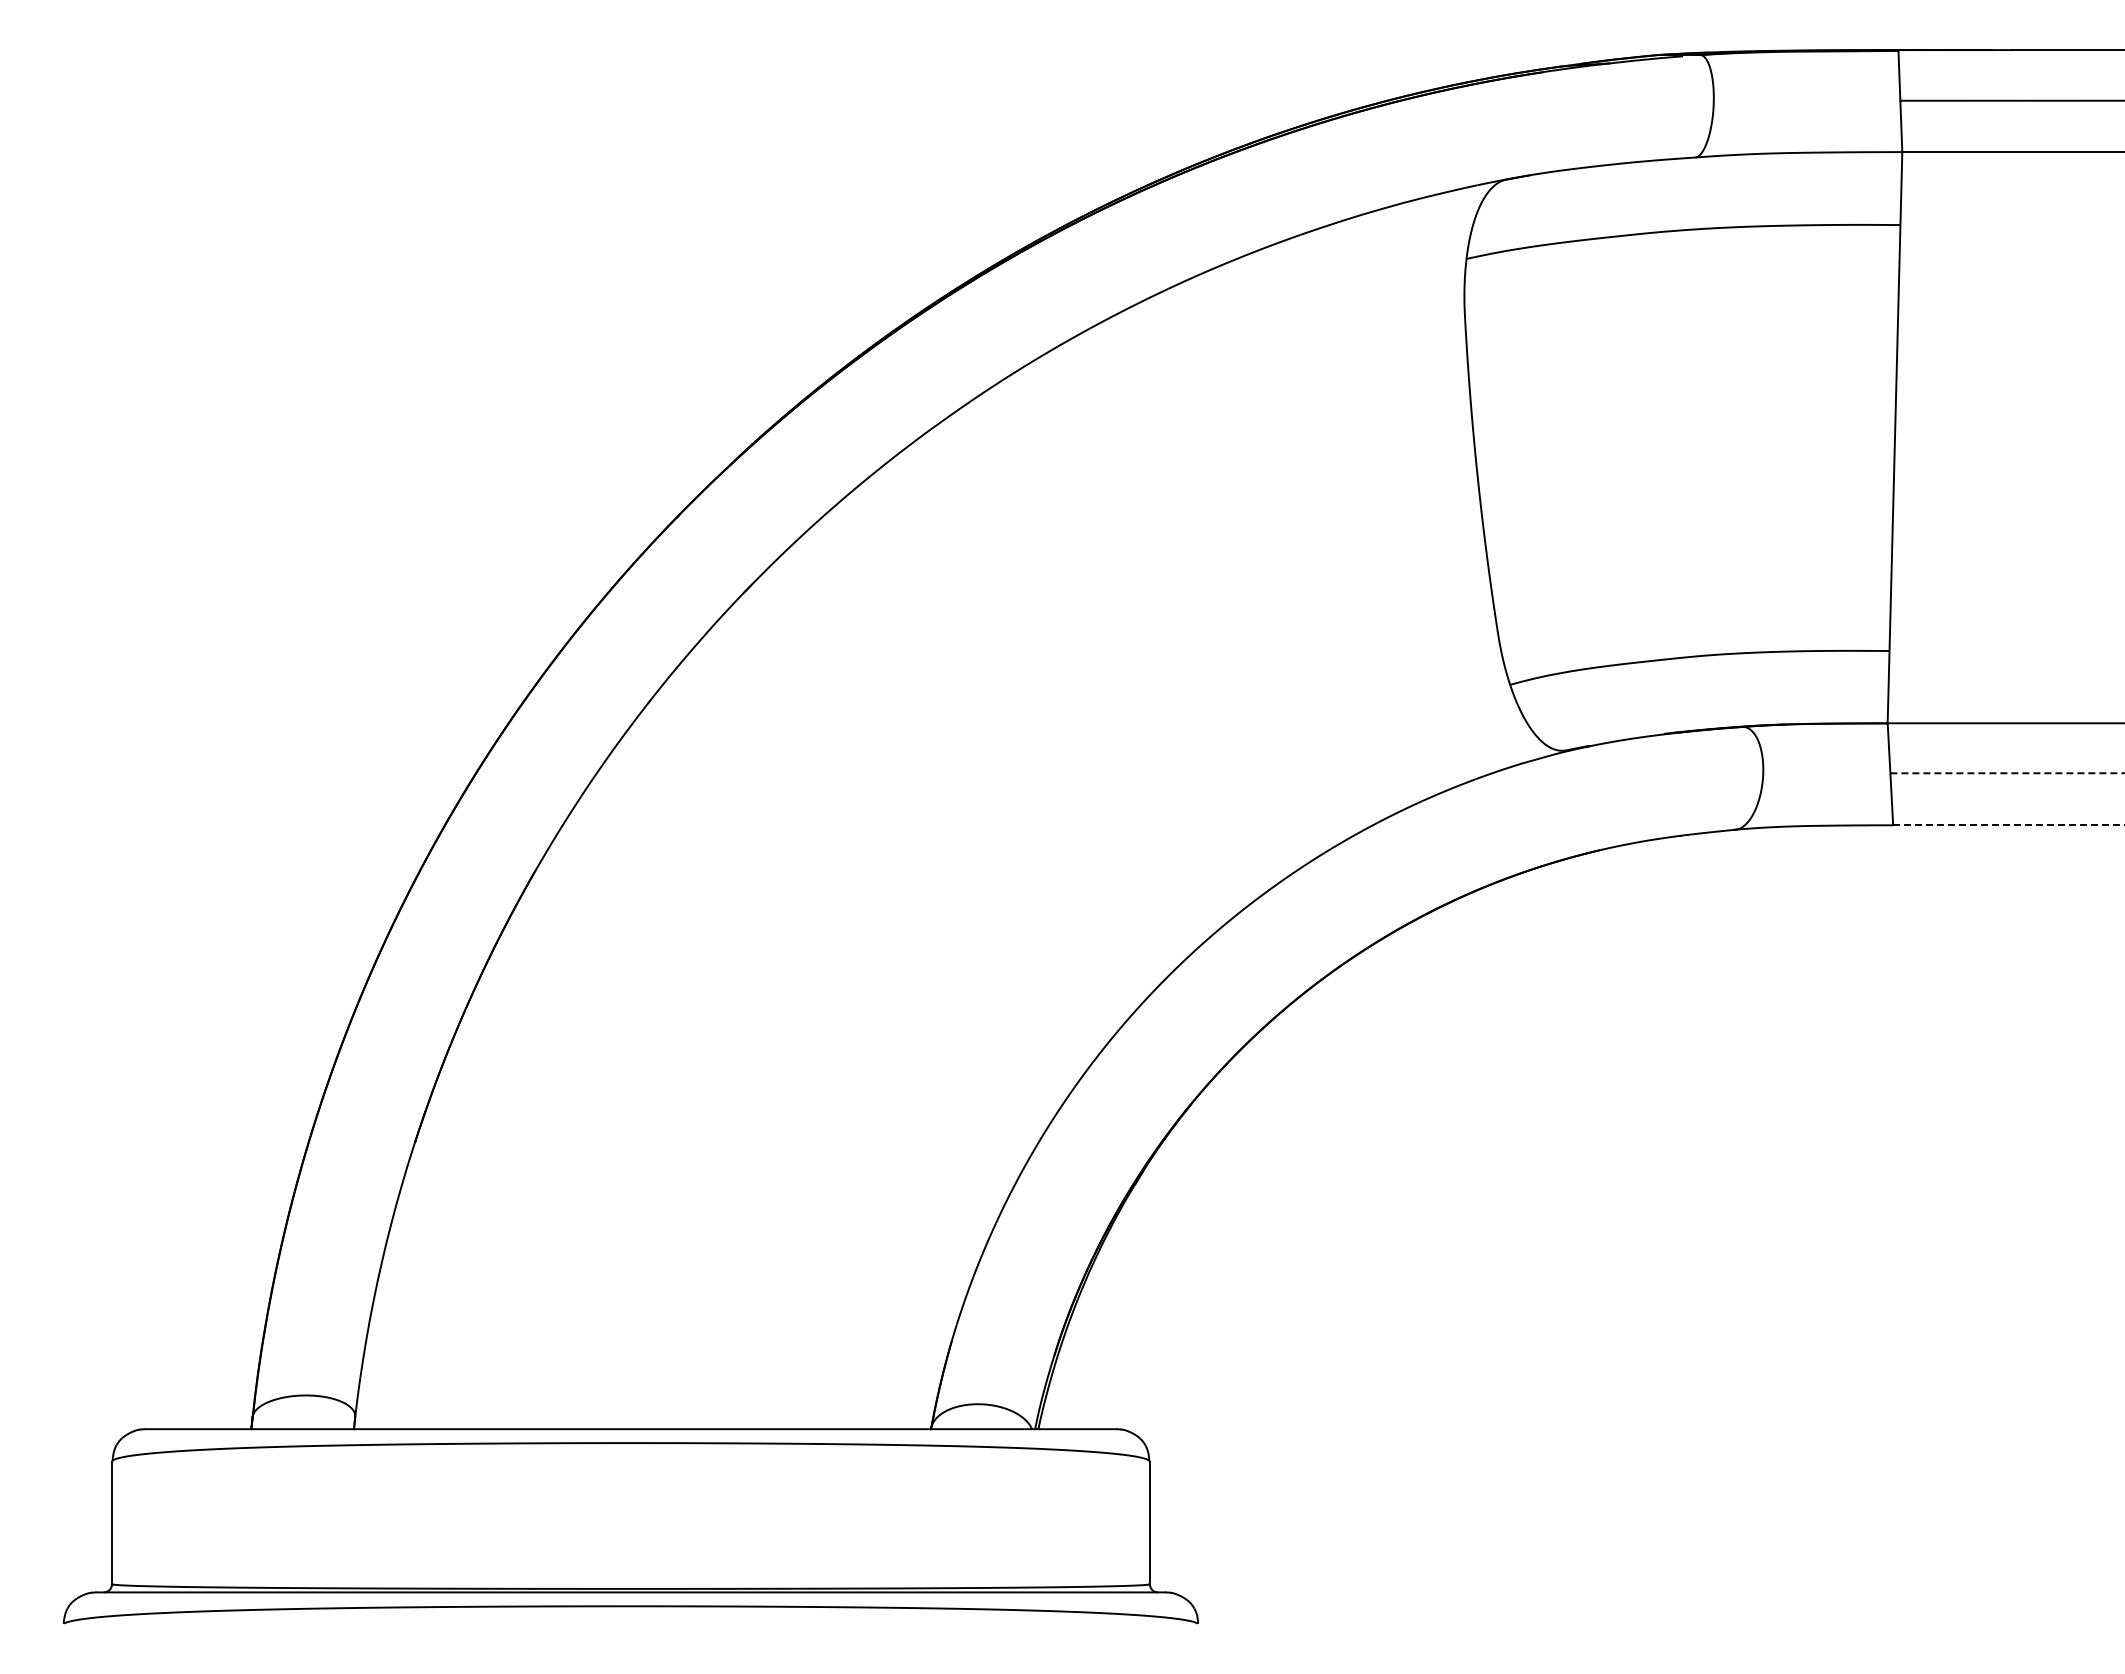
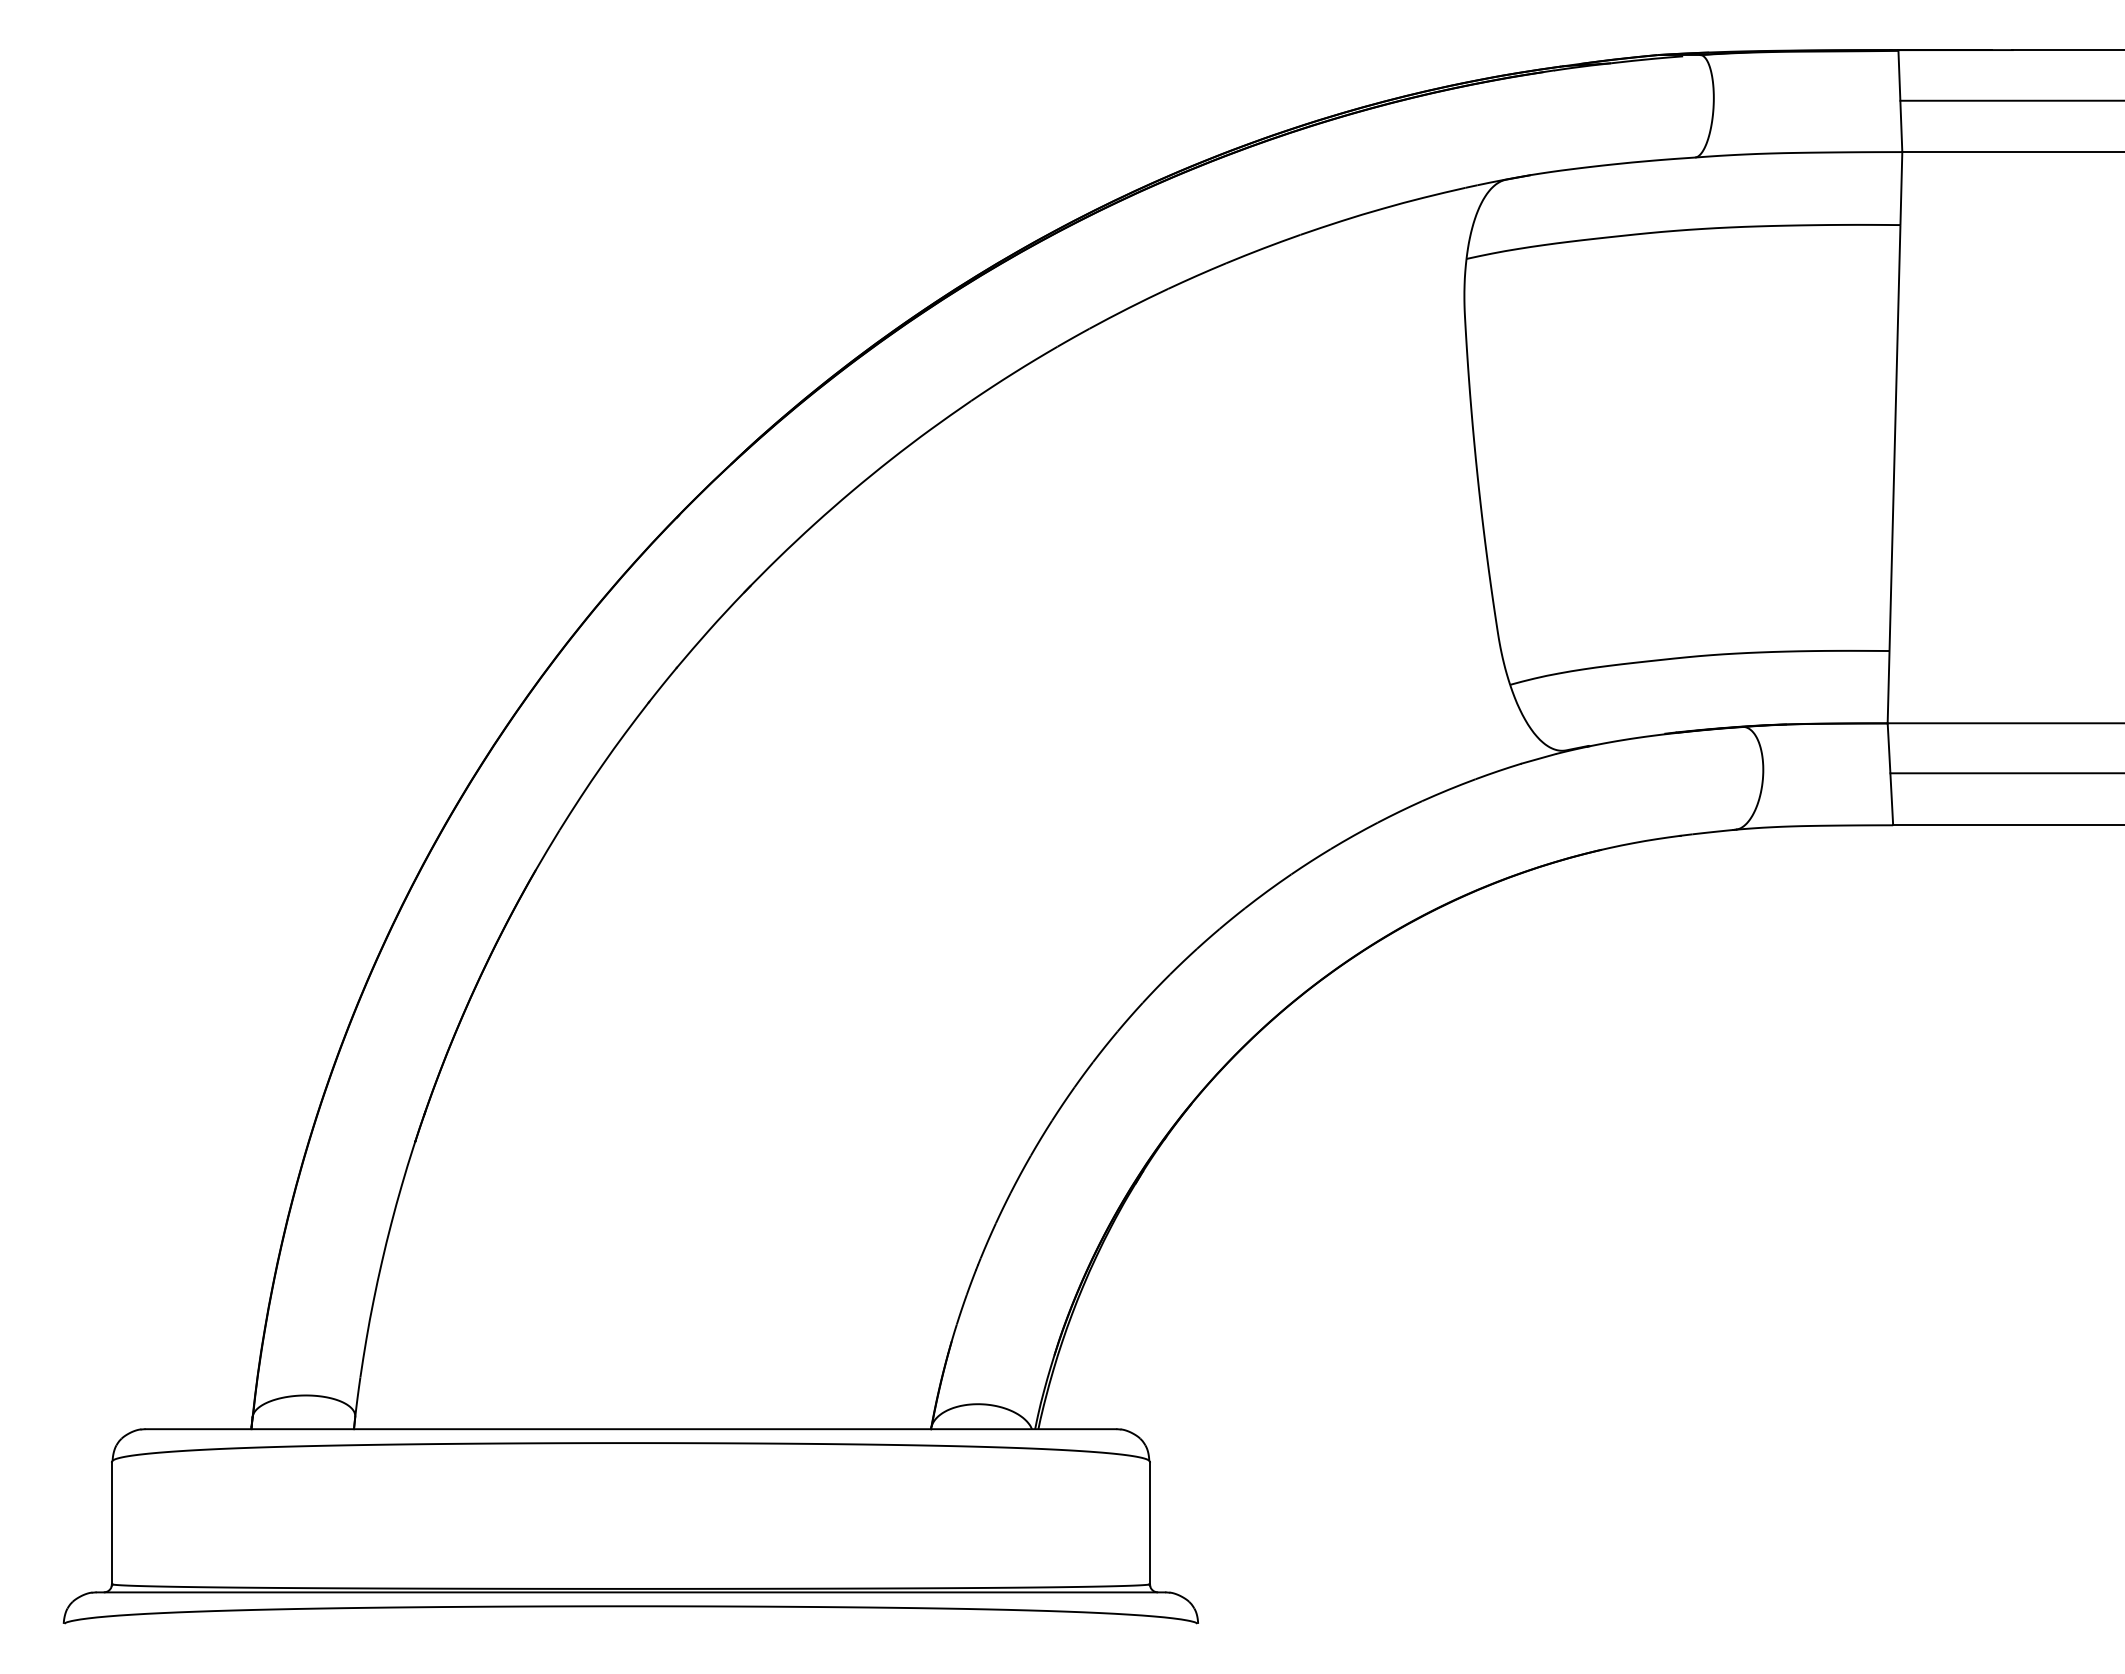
line: dashed -> solid (2007, 773)
line: dashed -> solid (2009, 825)
